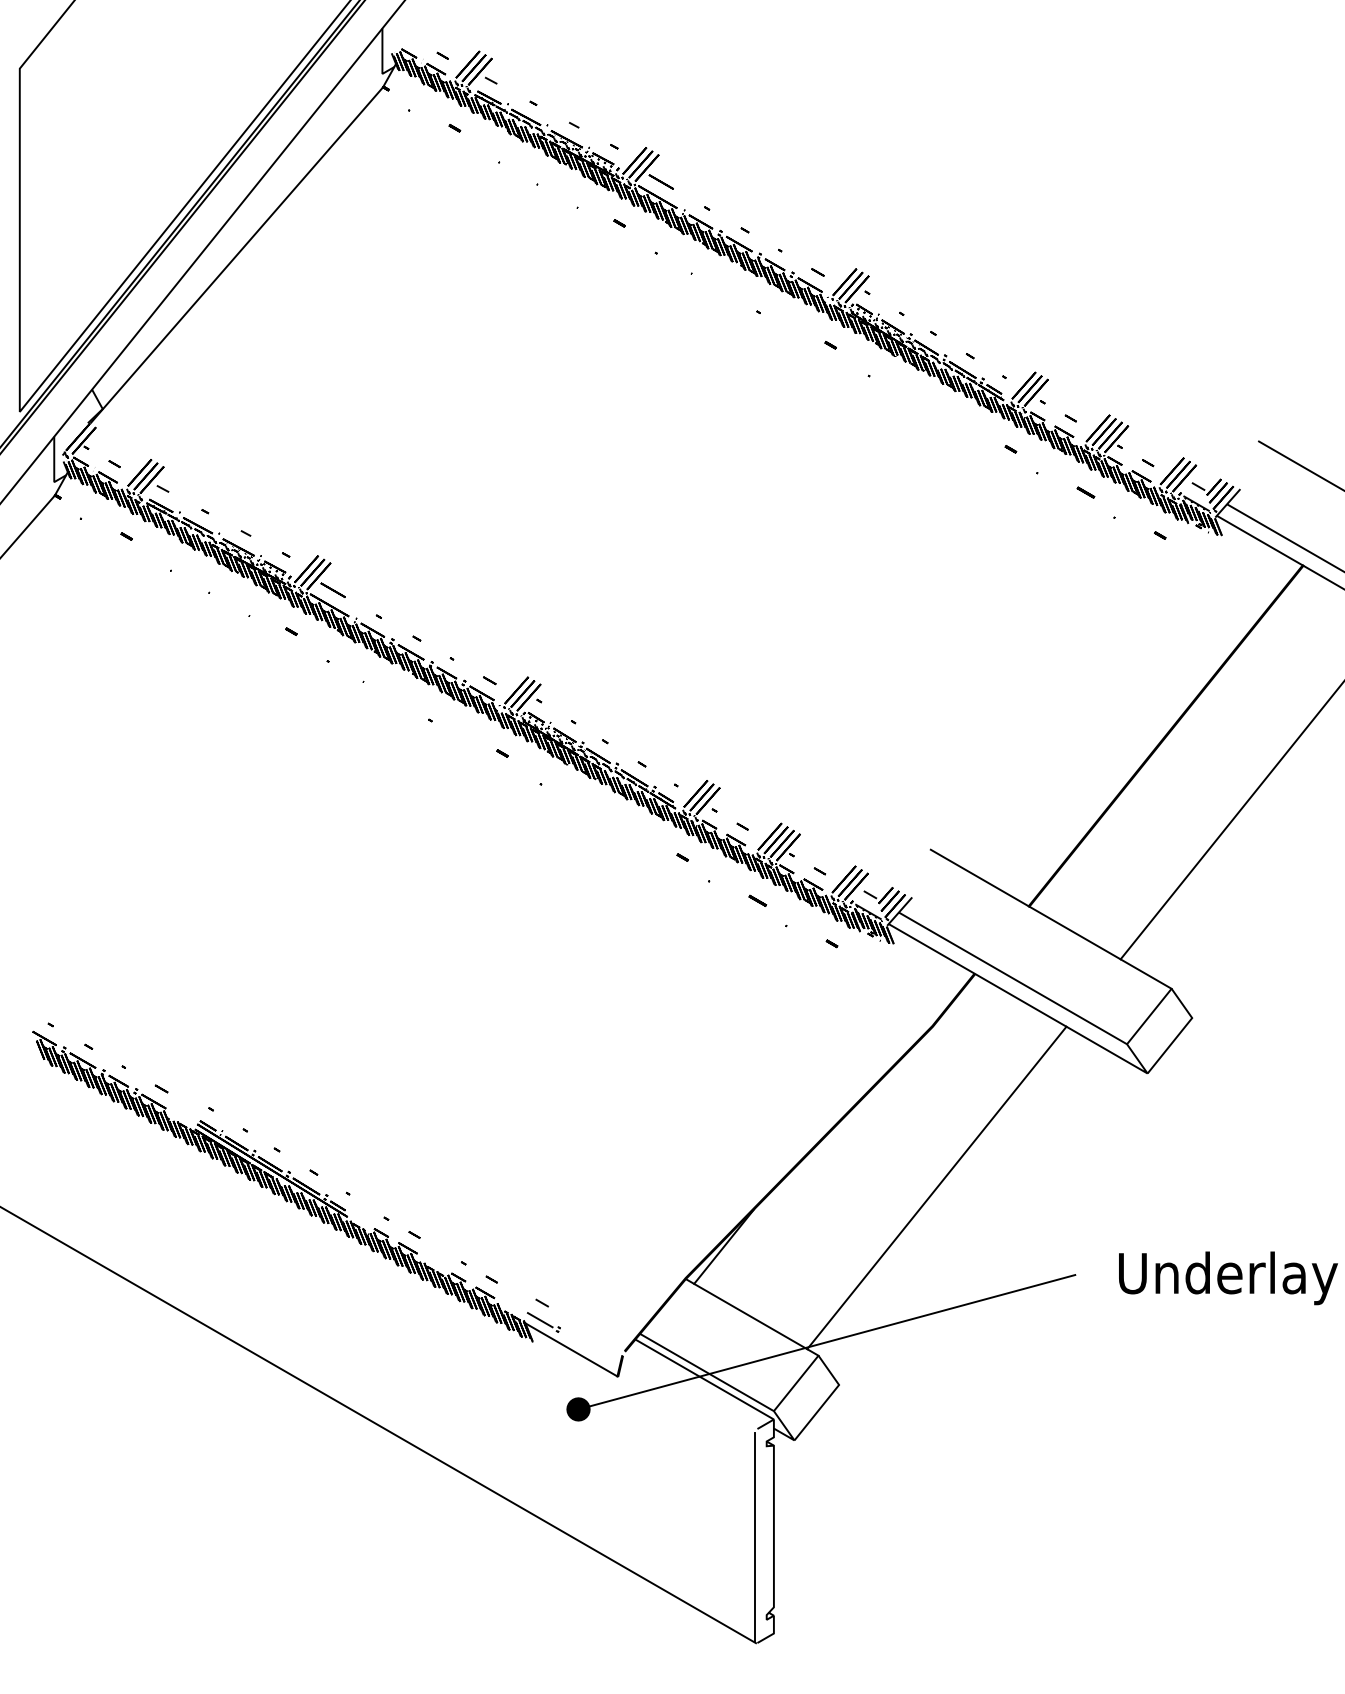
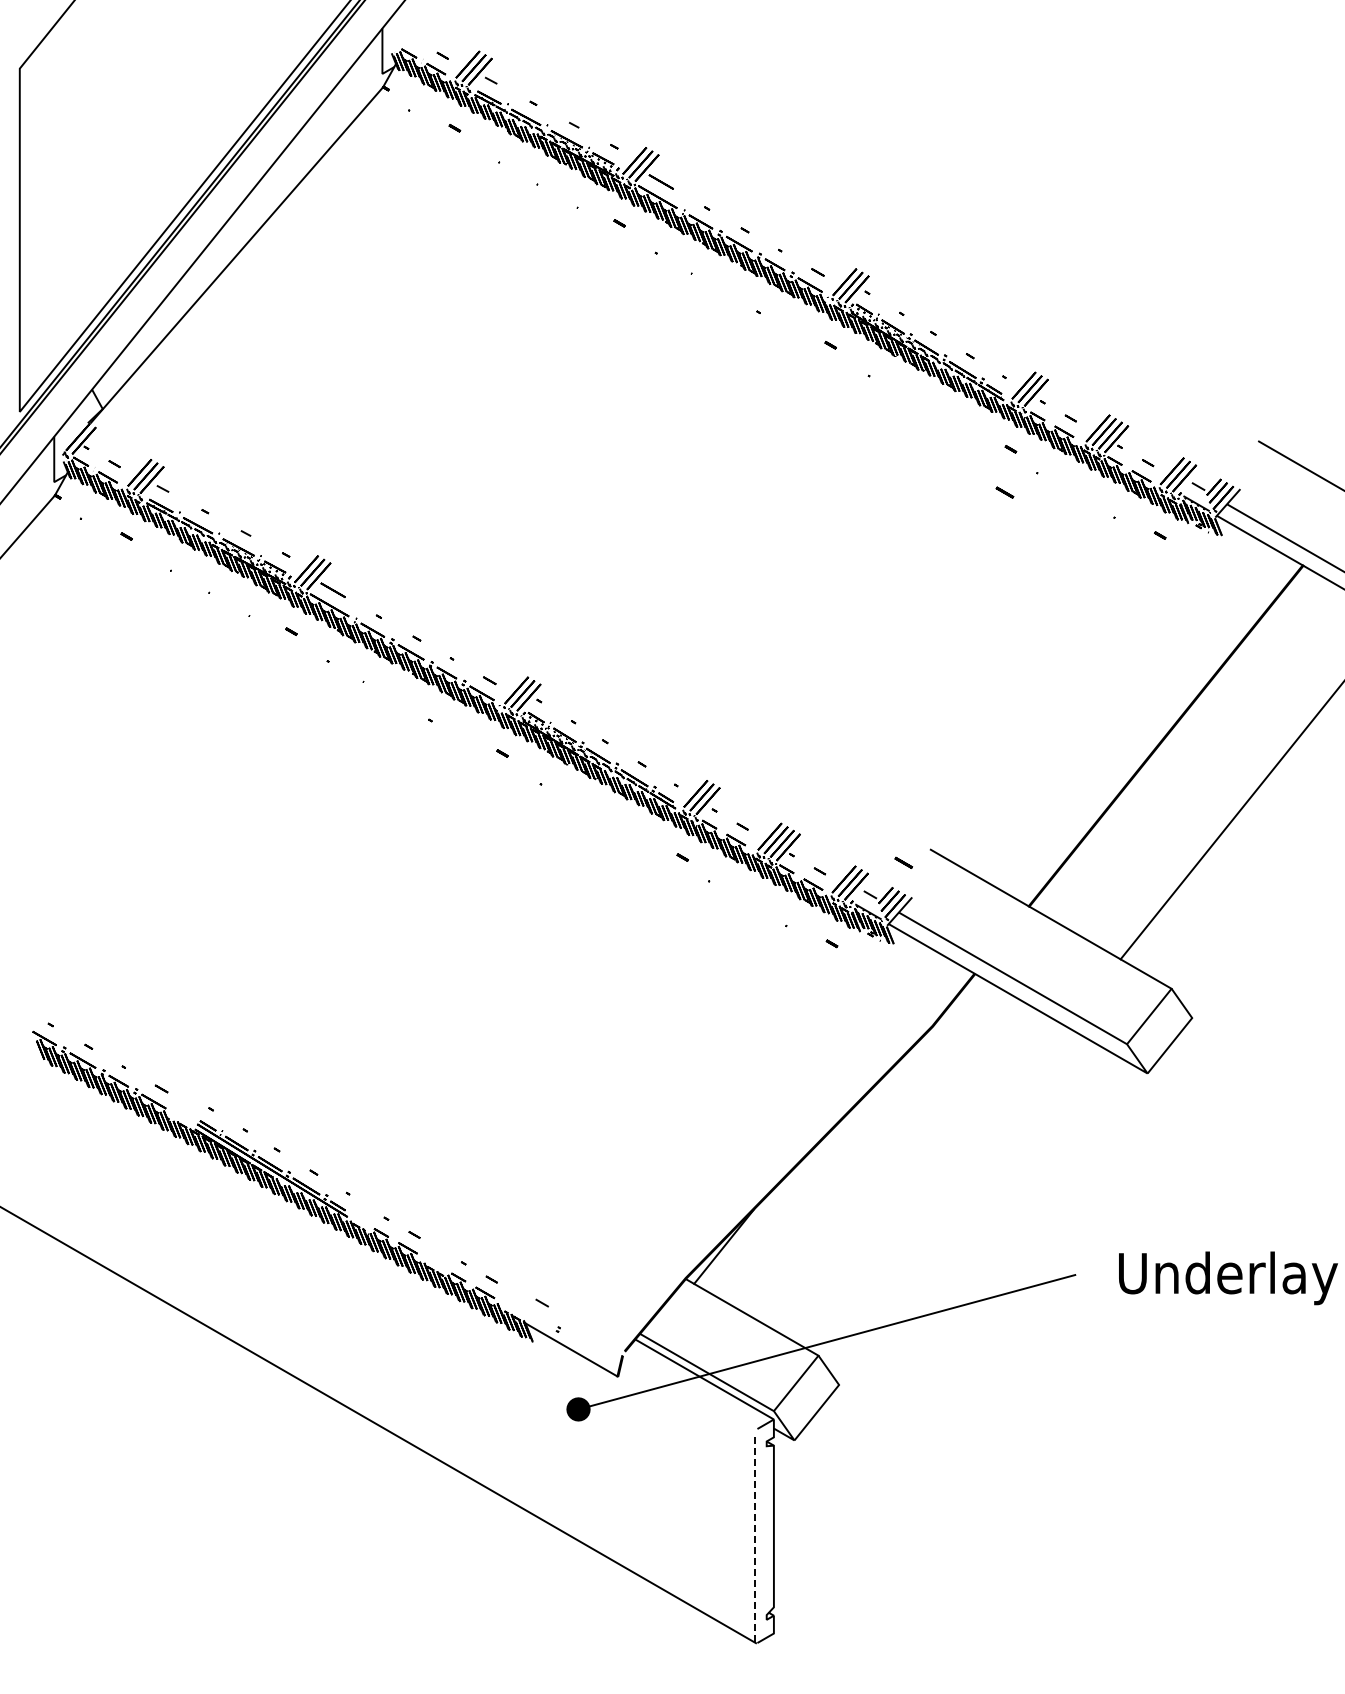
line position: (1085, 492) -> (1004, 492) (1004, 492)
line position: (757, 900) -> (903, 862) (903, 862)
line: present -> none (936, 1187)
line: present -> none (539, 1320)
line: solid -> dashed (755, 1537)
